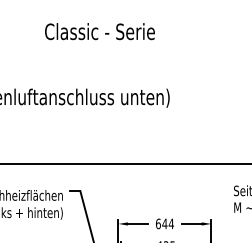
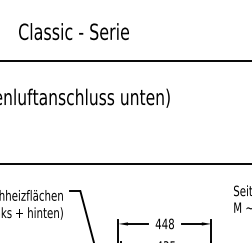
text position: (99, 31) -> (73, 31) (73, 31)
line: none -> present (125, 60)
text: 644 -> 448 (164, 223)
